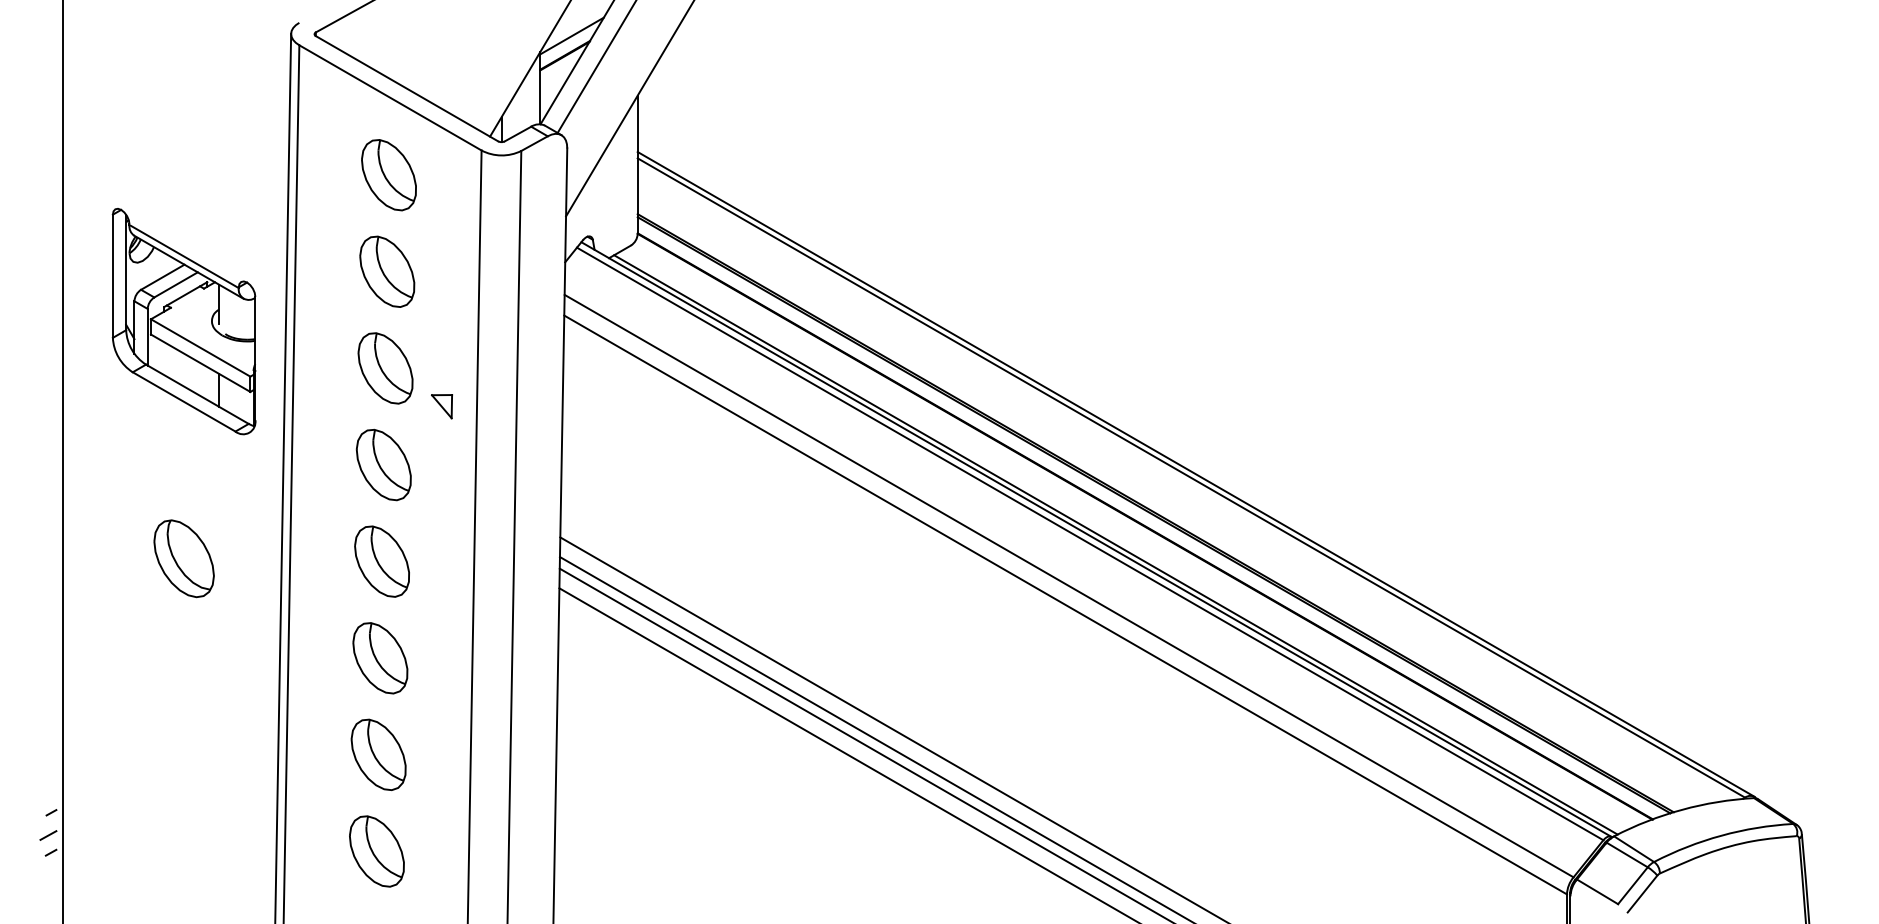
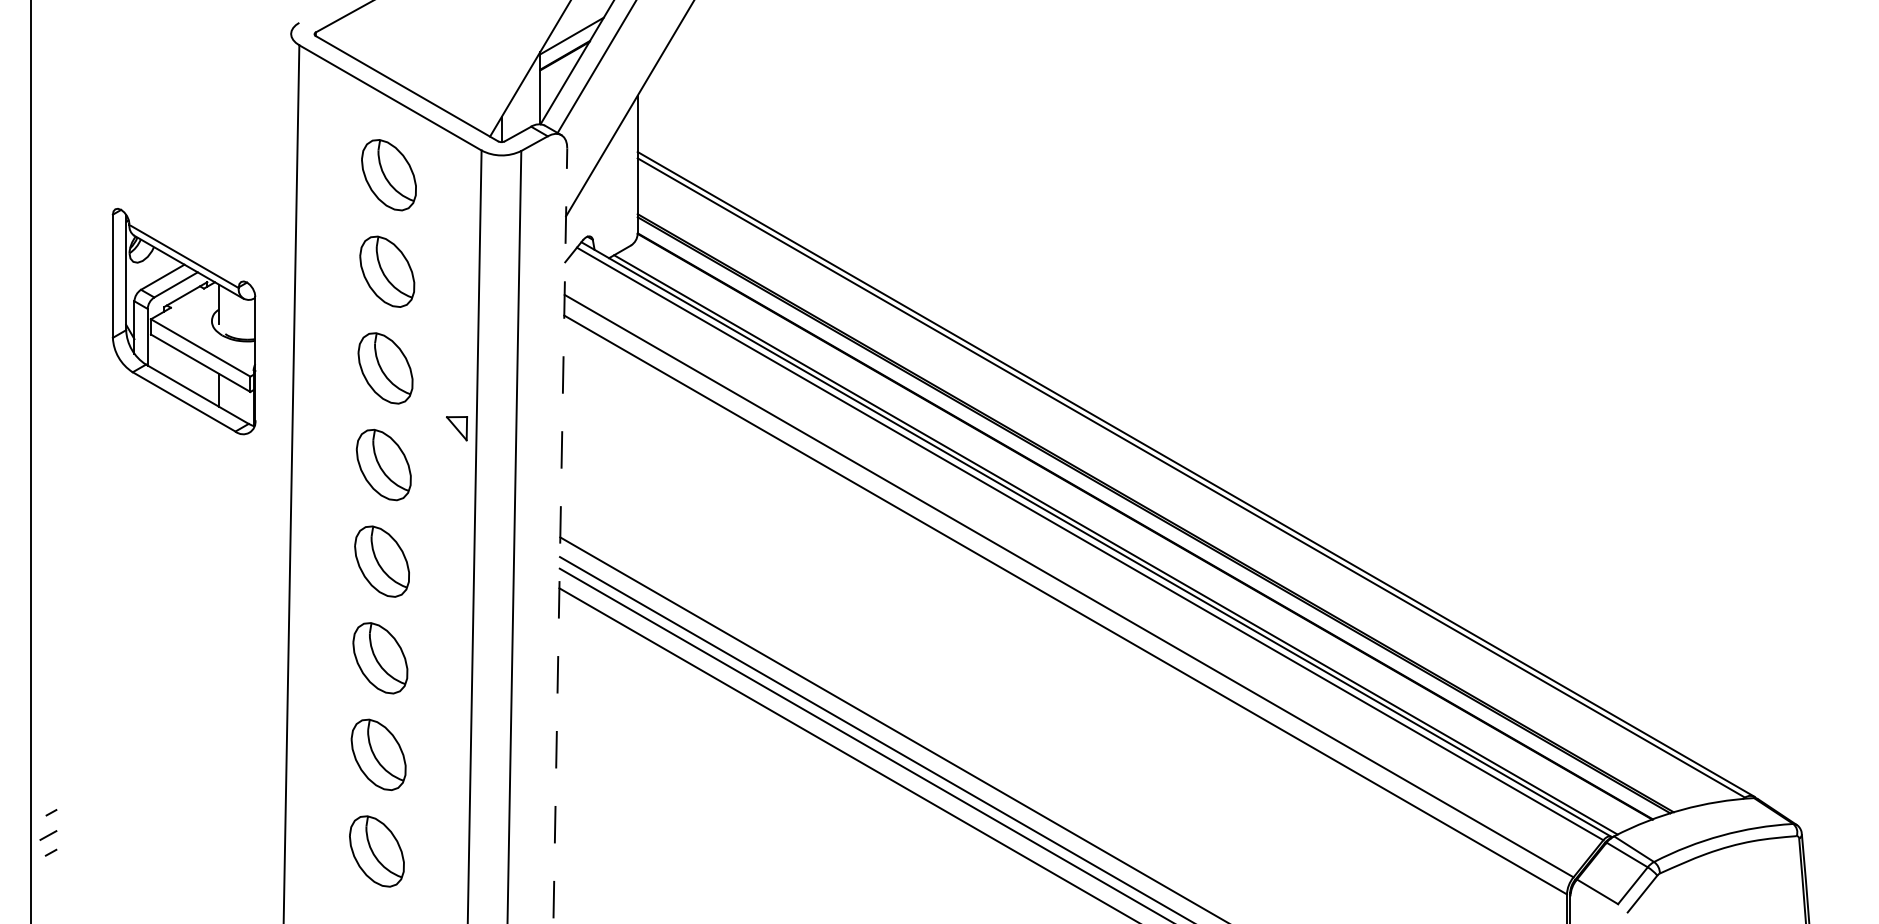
part position: (441, 406) -> (456, 428) (456, 428)
line position: (63, 461) -> (31, 461) (31, 461)
line: present -> none (283, 476)
line: solid -> dashed (560, 535)
part: present -> none (183, 558)
